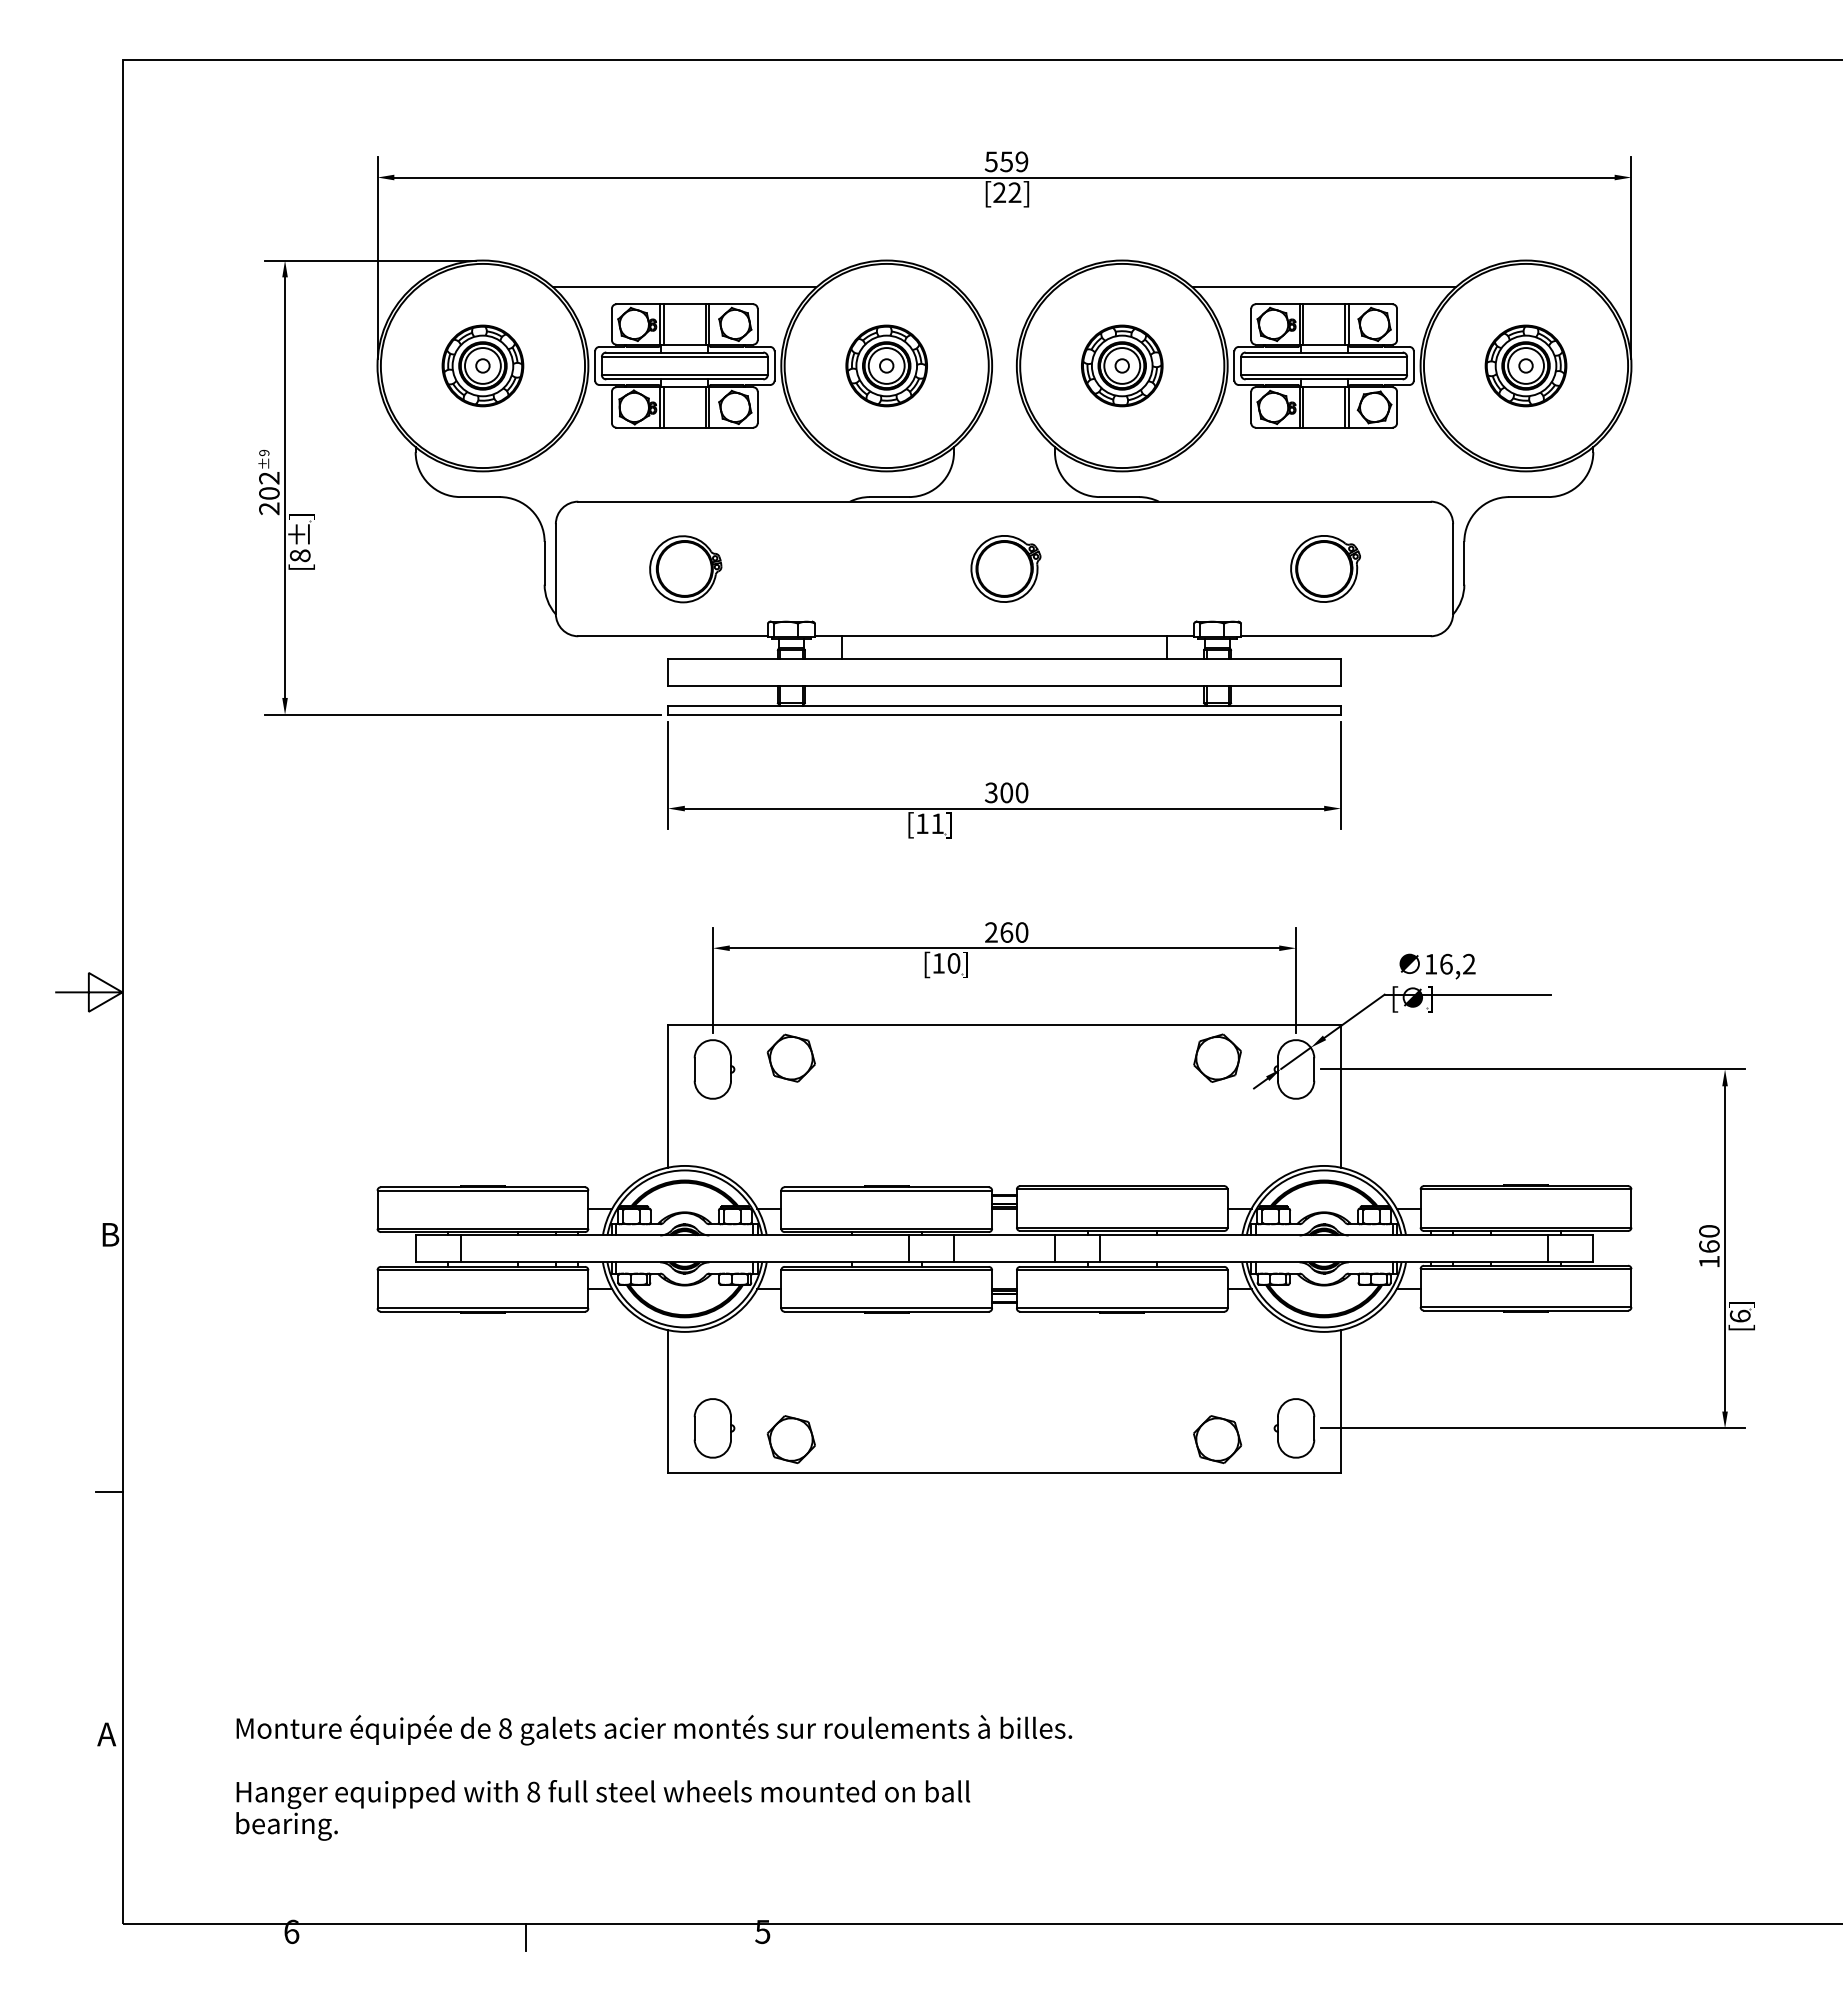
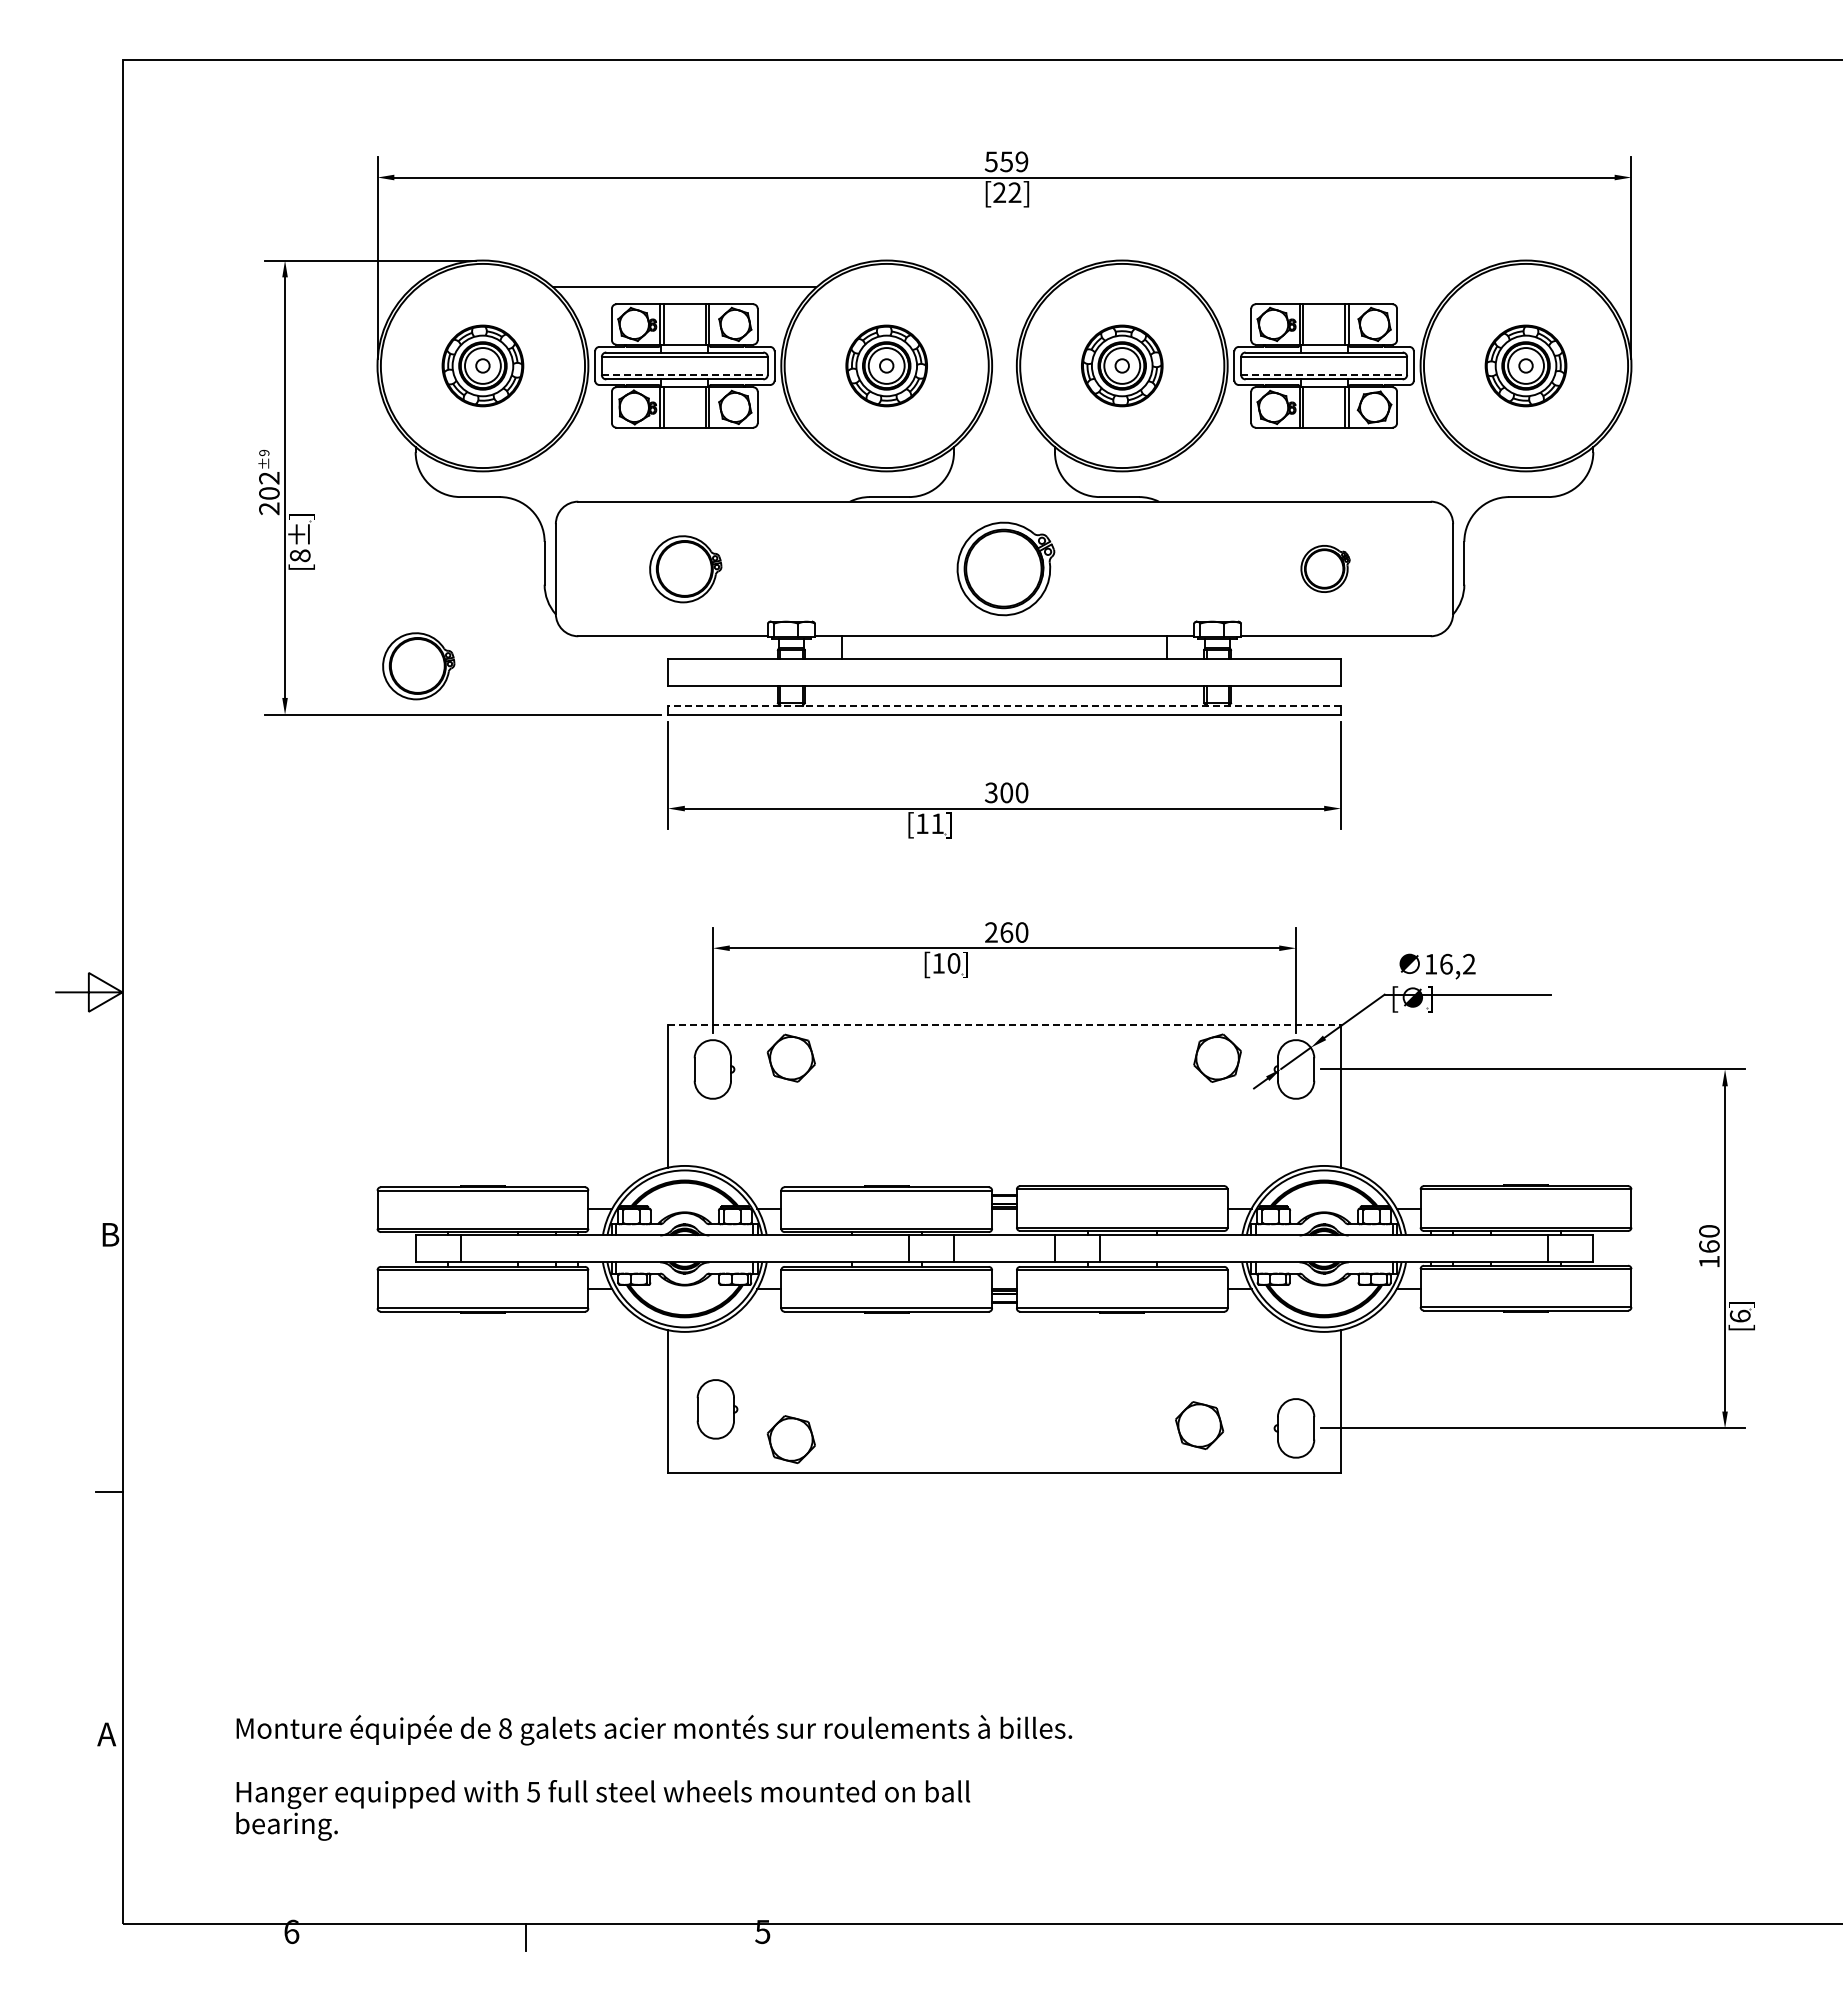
line: present -> none (1323, 287)
line: solid -> dashed (684, 374)
line: solid -> dashed (1324, 374)
part size: 72x68 px -> 100x96 px (1005, 568)
part size: 71x68 px -> 51x48 px (1325, 568)
part: none -> present (418, 666)
line: solid -> dashed (1003, 705)
line: solid -> dashed (1004, 1024)
part position: (714, 1428) -> (717, 1409) (717, 1409)
part position: (1217, 1439) -> (1199, 1425) (1199, 1425)
text: 8 -> 5 (533, 1791)
